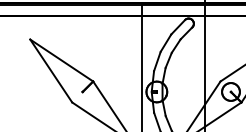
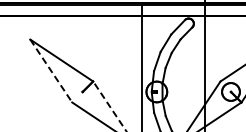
line: solid -> dashed (51, 71)
line: solid -> dashed (109, 106)
